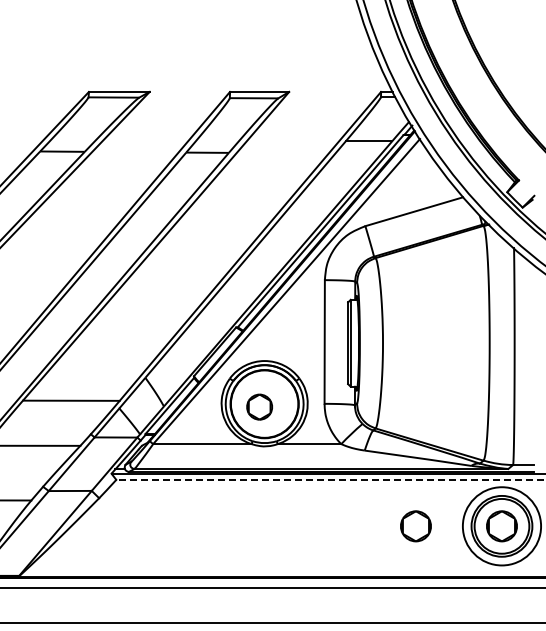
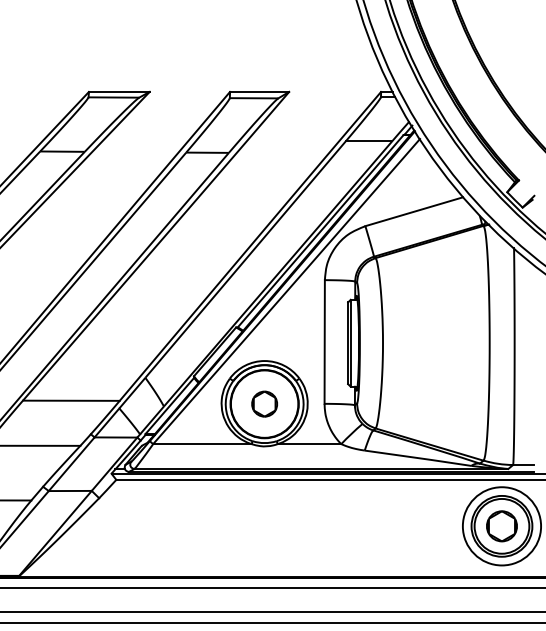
part position: (259, 406) -> (264, 403) (264, 403)
line: dashed -> solid (330, 479)
part: present -> none (415, 526)
line: none -> present (272, 612)
